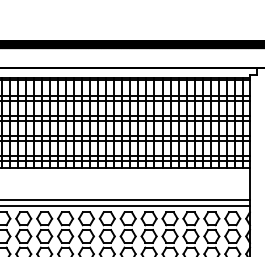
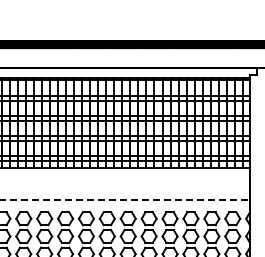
line: solid -> dashed (125, 200)
line: present -> none (125, 205)
